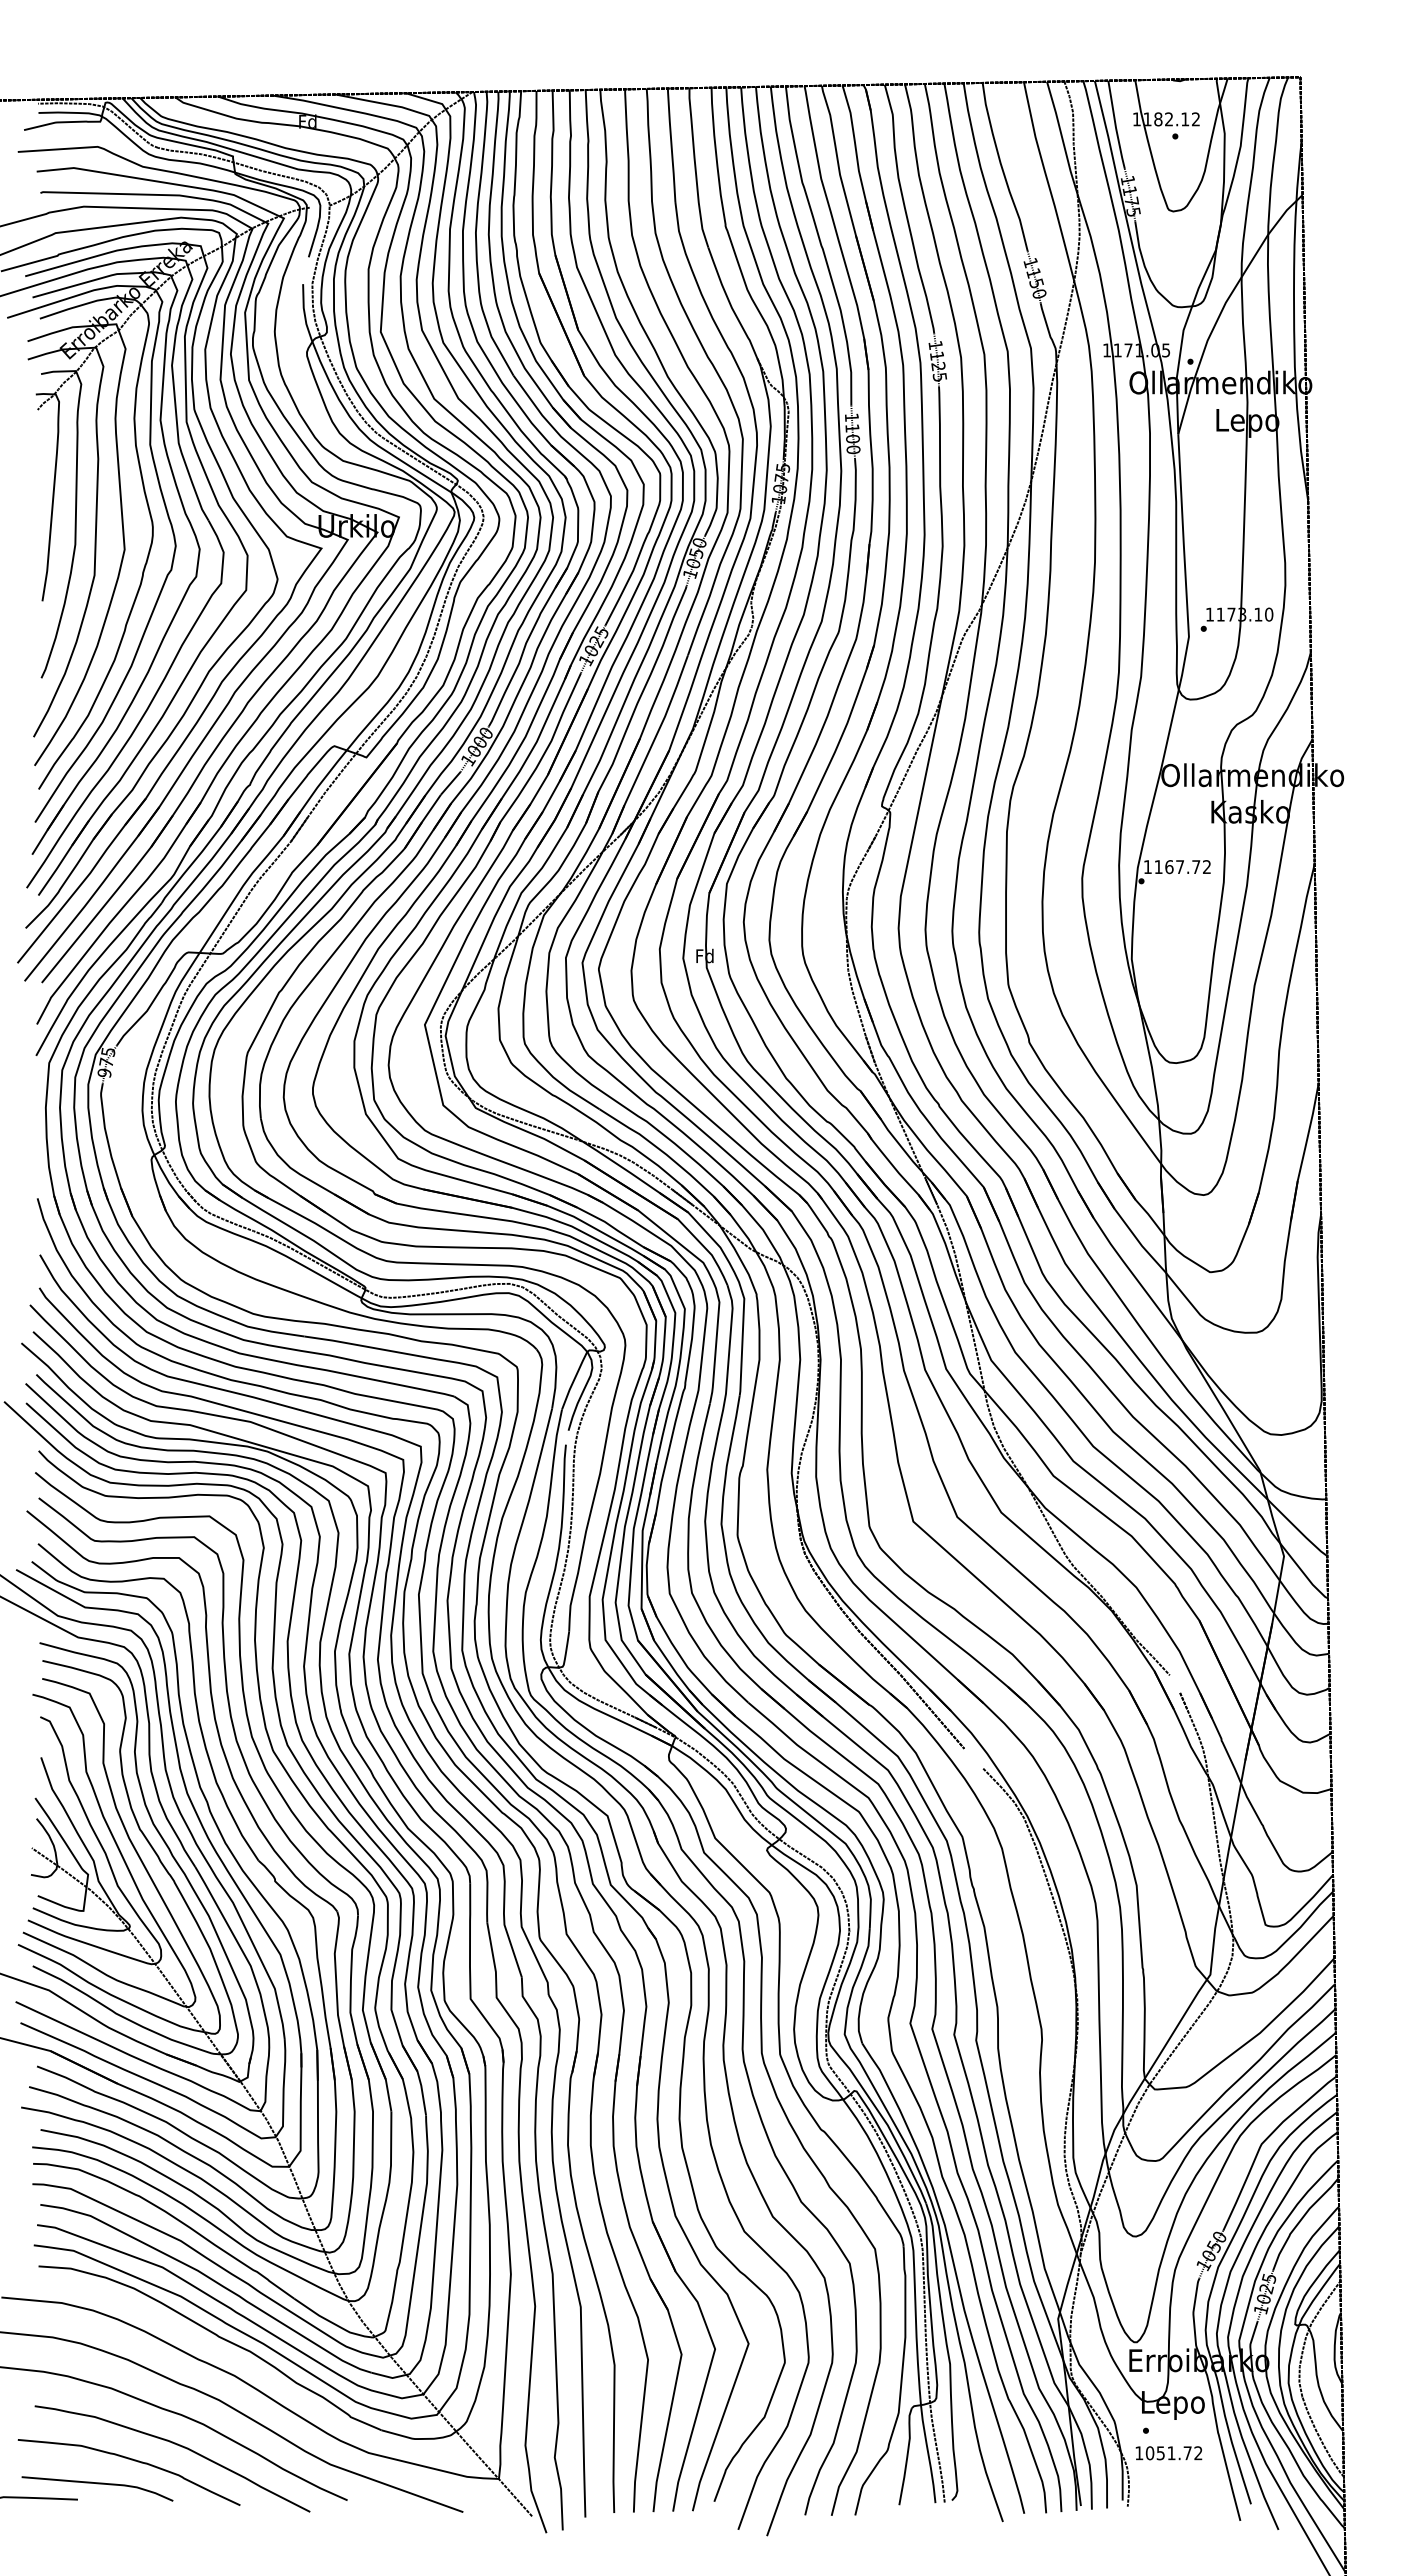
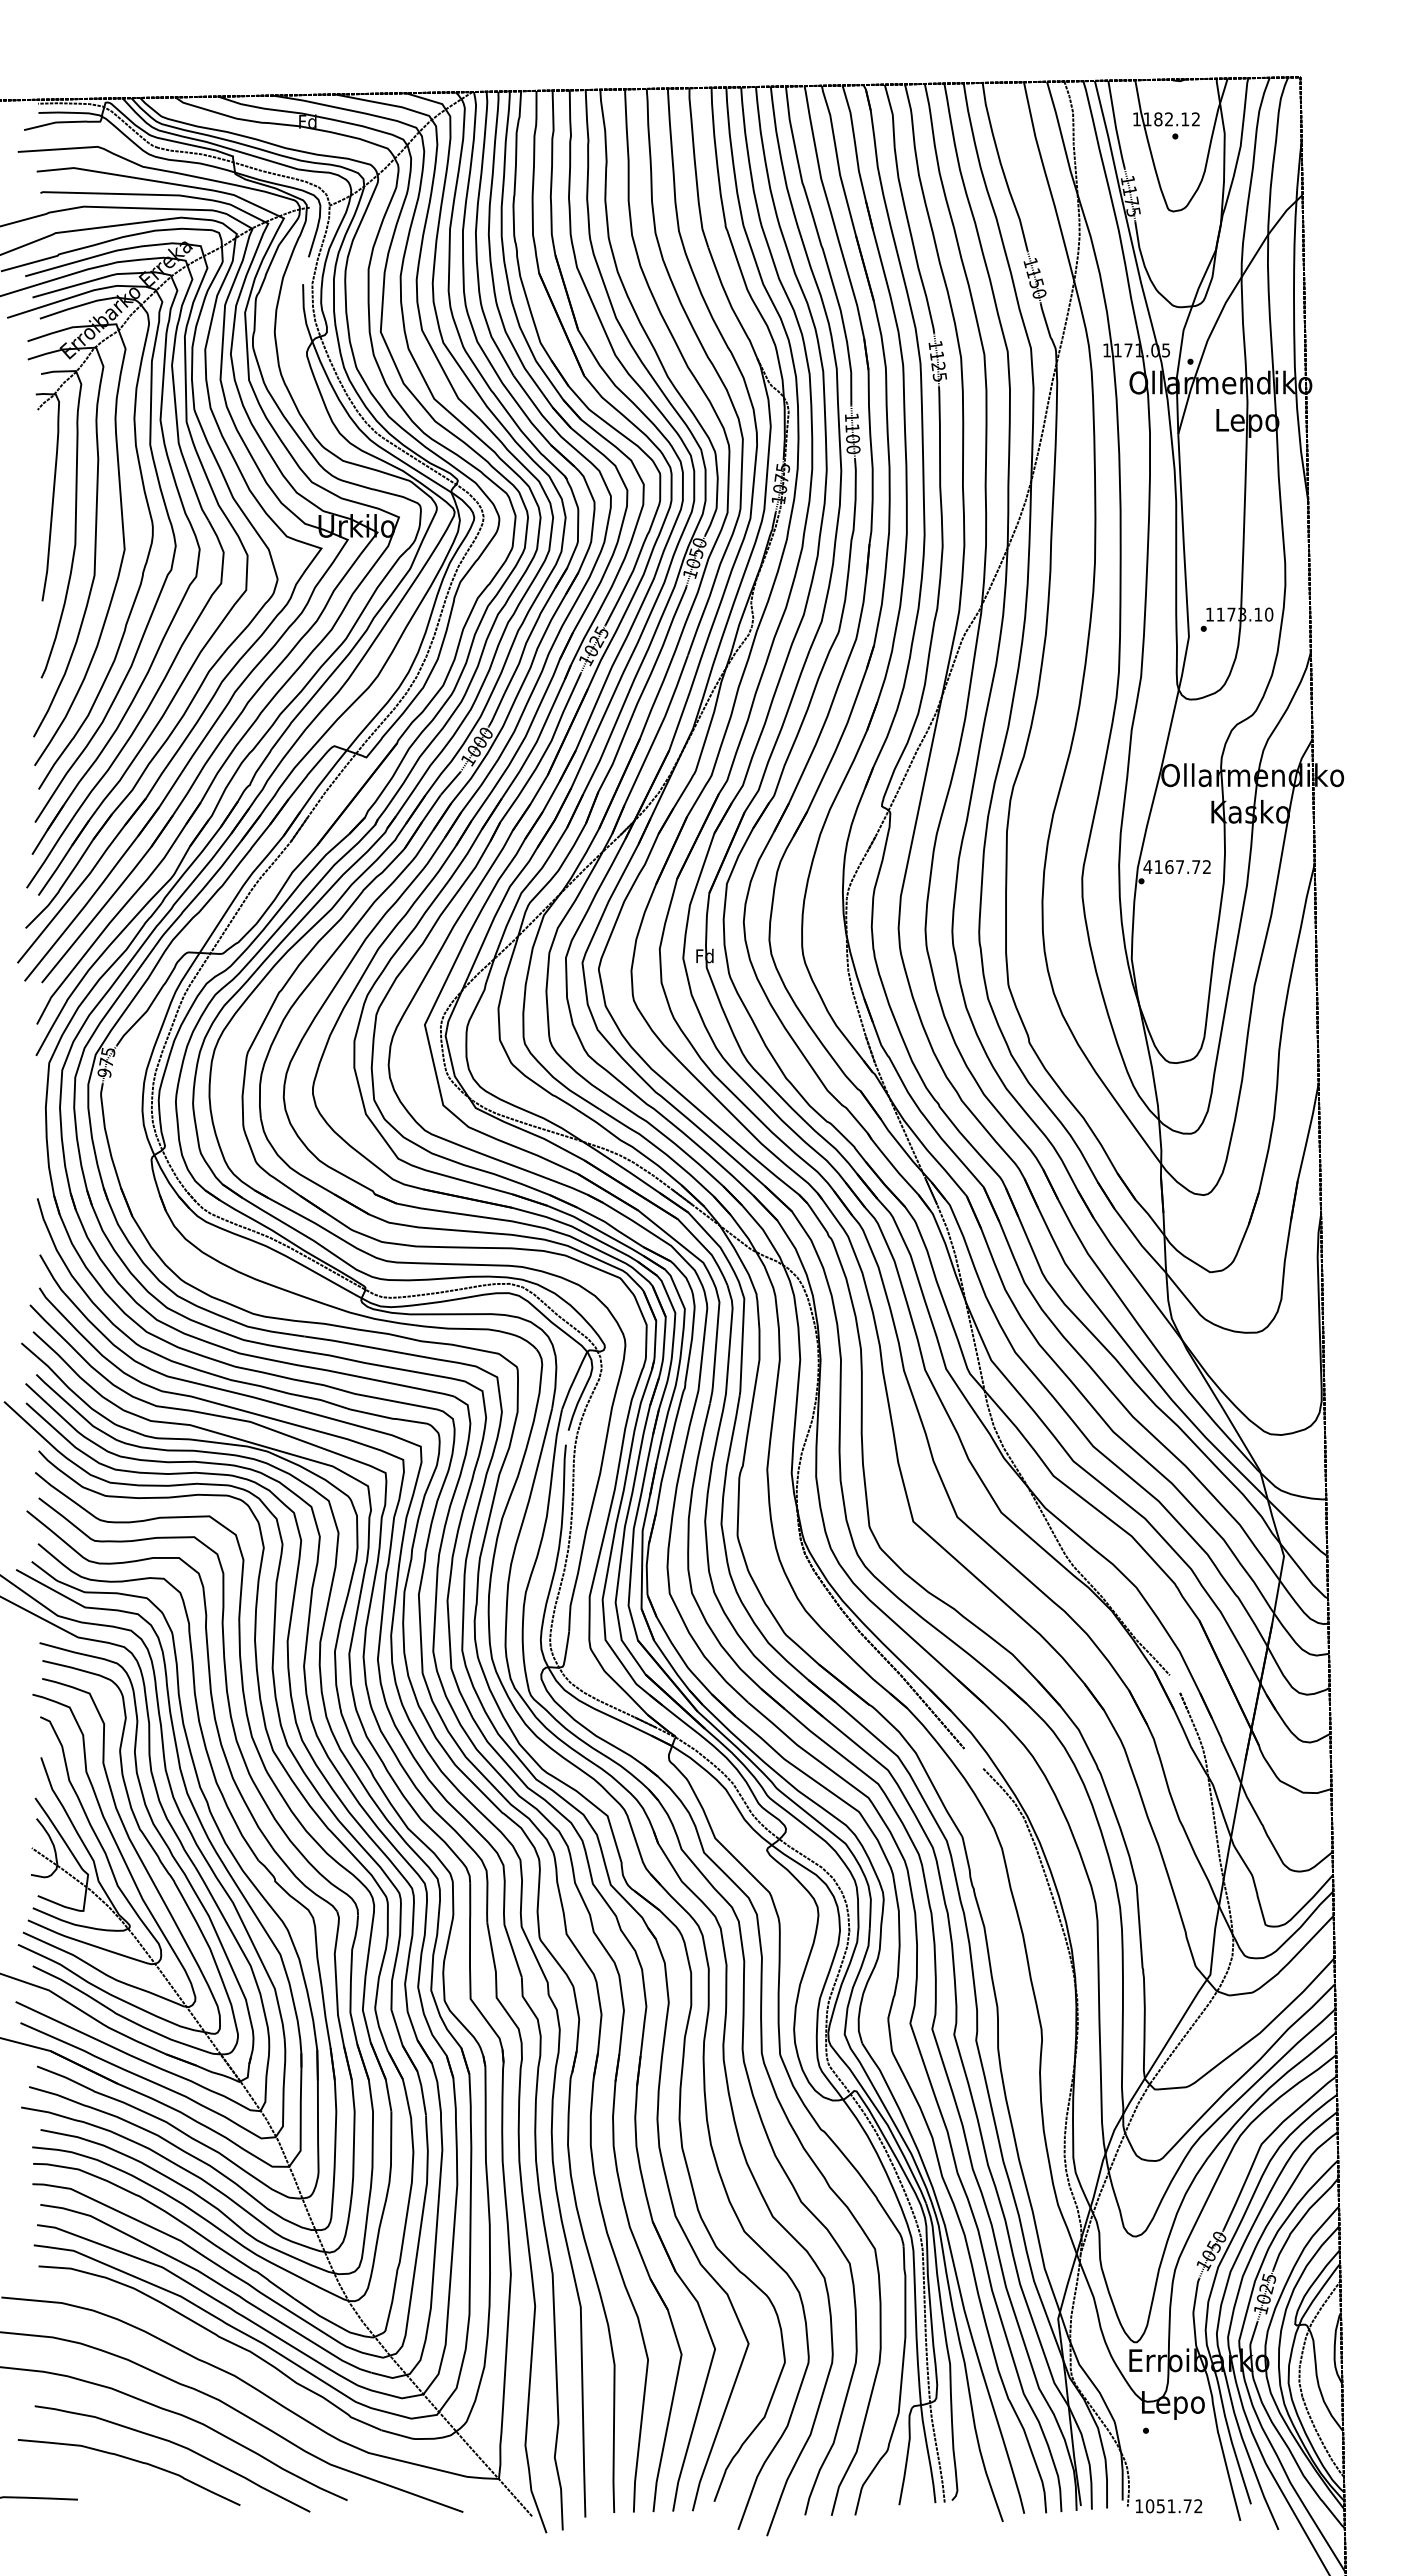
text: 1167.72 -> 4167.72 (1147, 866)
text position: (1168, 2453) -> (1168, 2506) (1168, 2506)
curve: present -> none (97, 2484)
